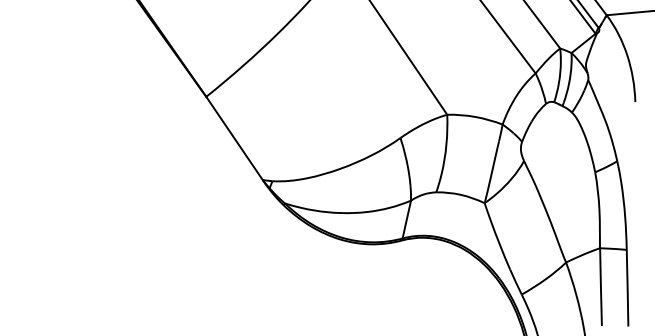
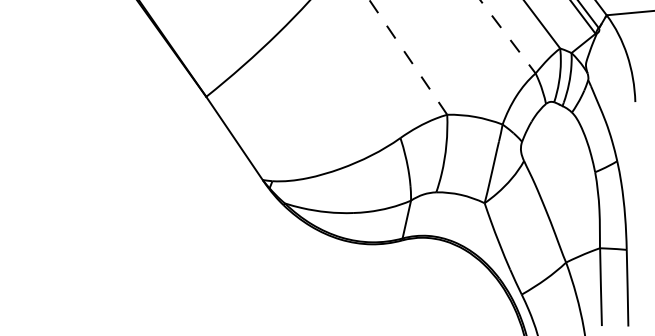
line: solid -> dashed (507, 36)
line: solid -> dashed (408, 57)
